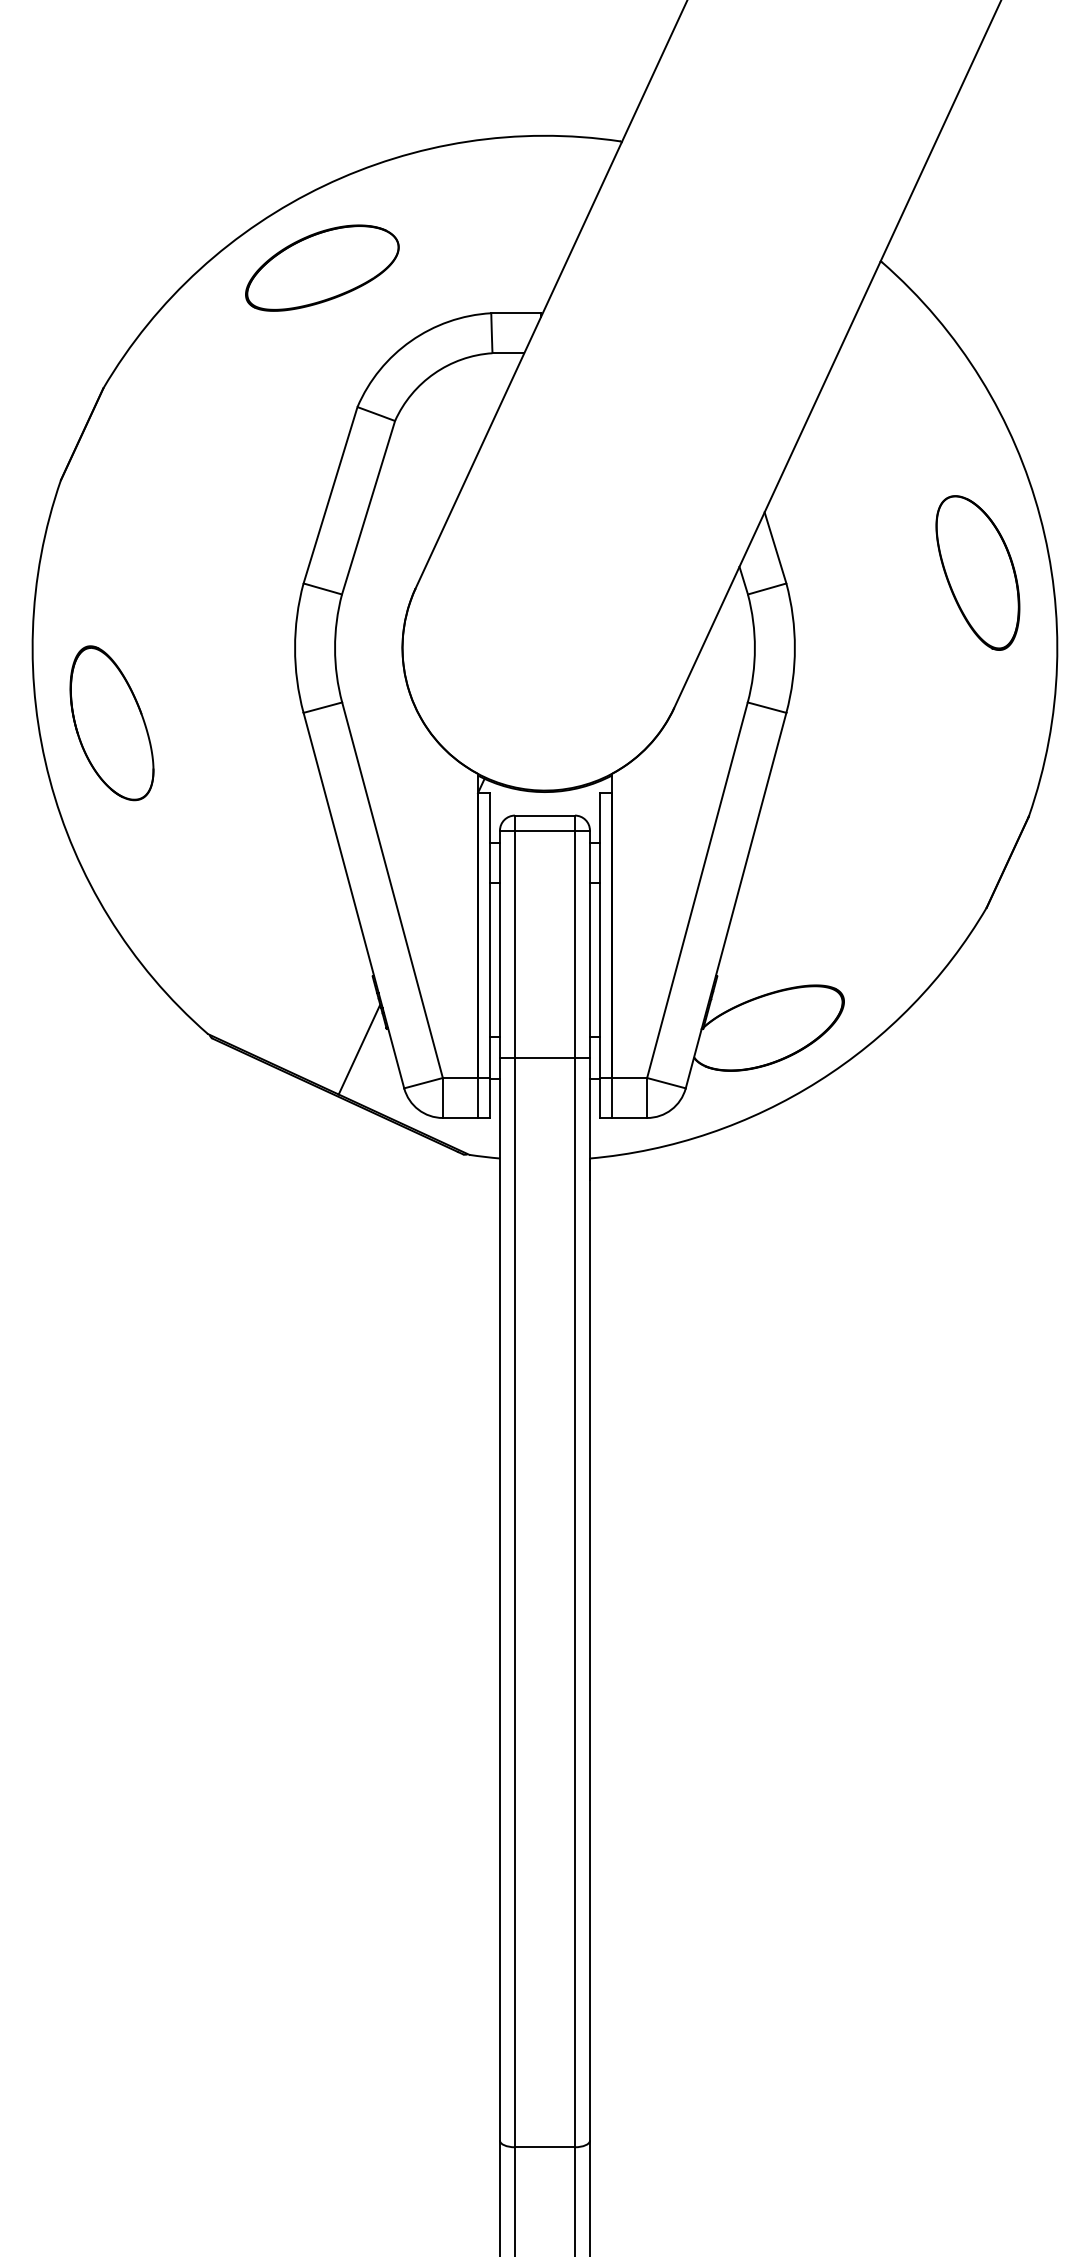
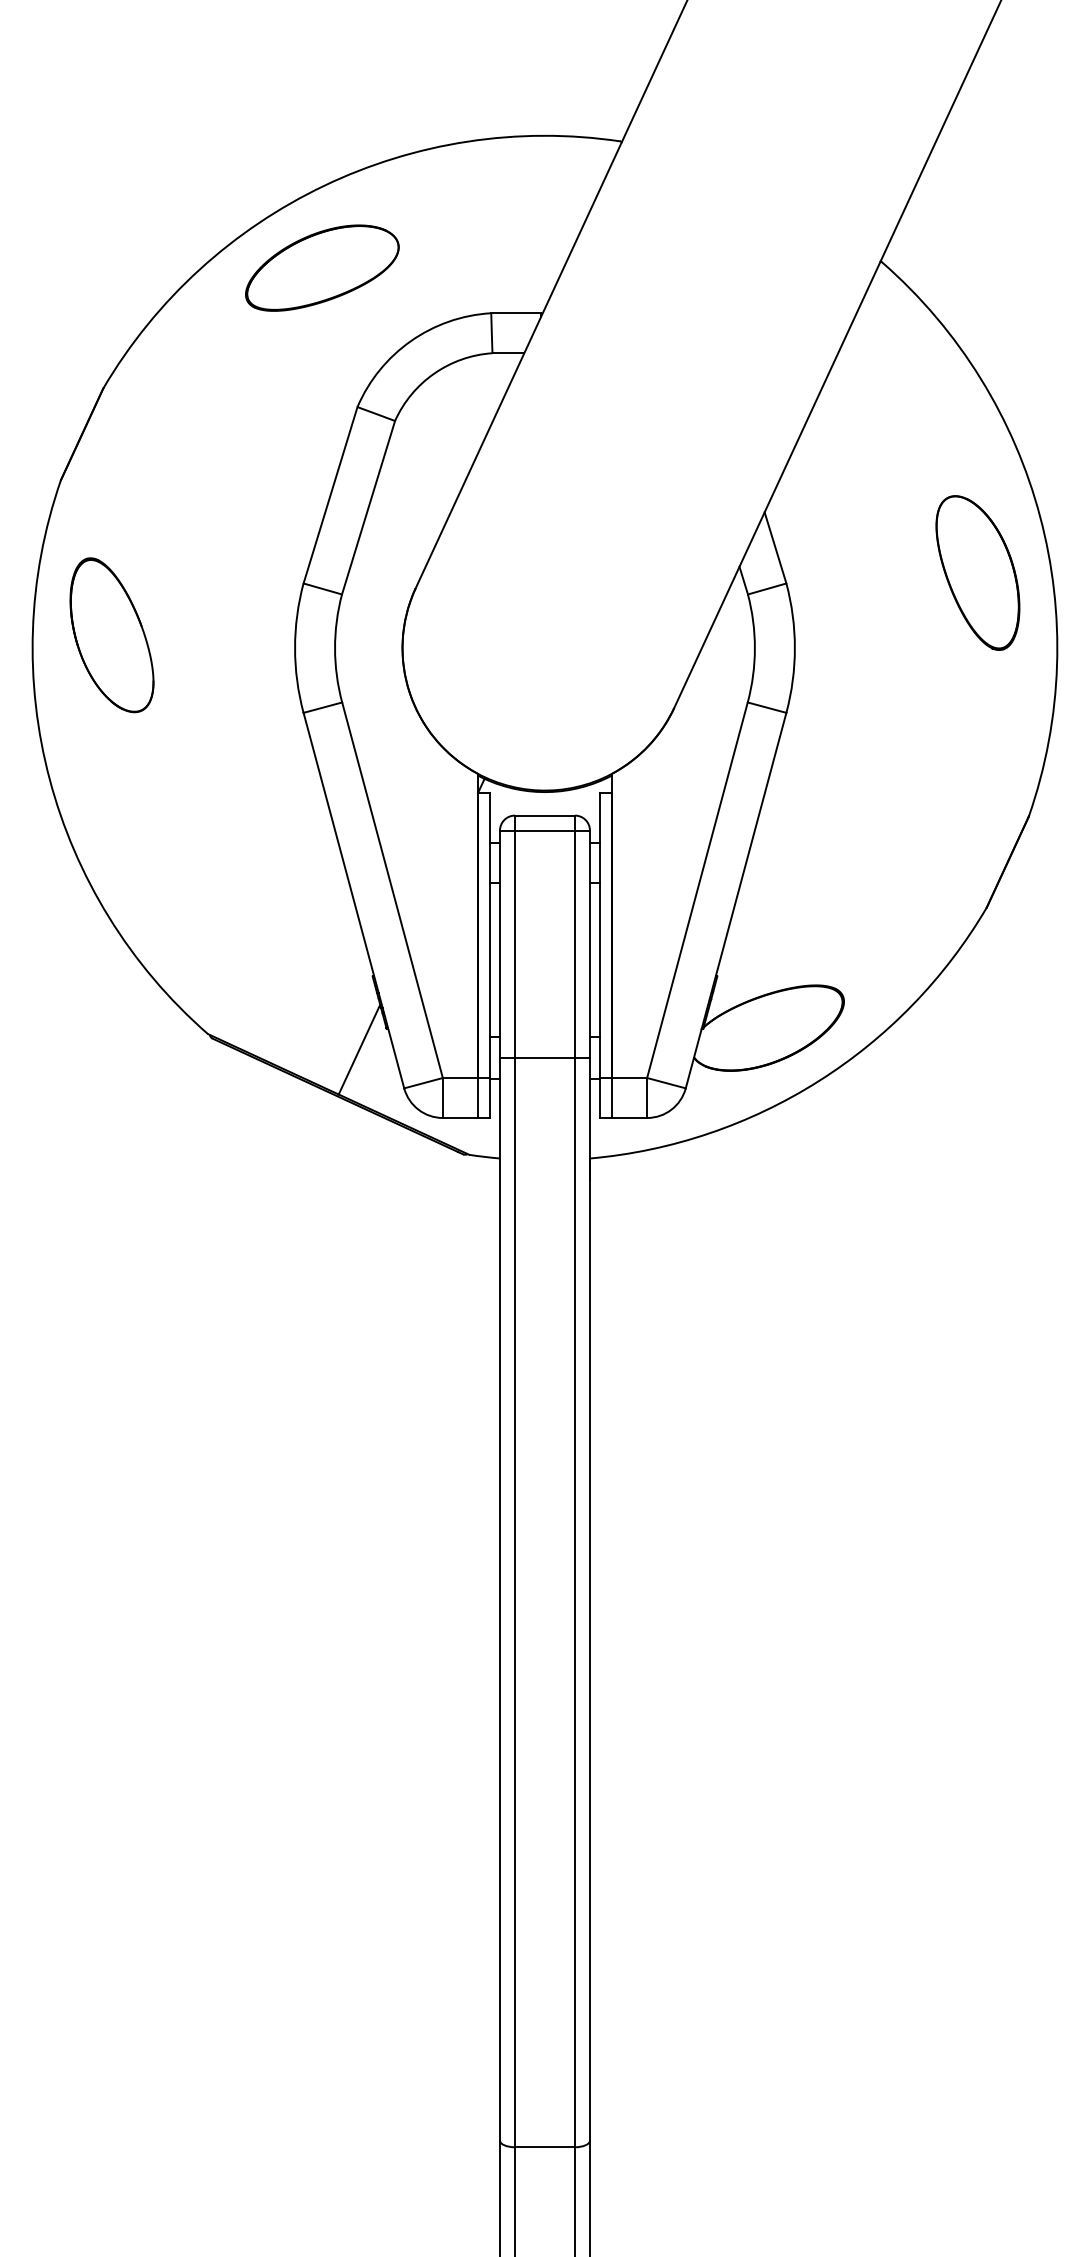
part position: (111, 723) -> (111, 635) (111, 635)
